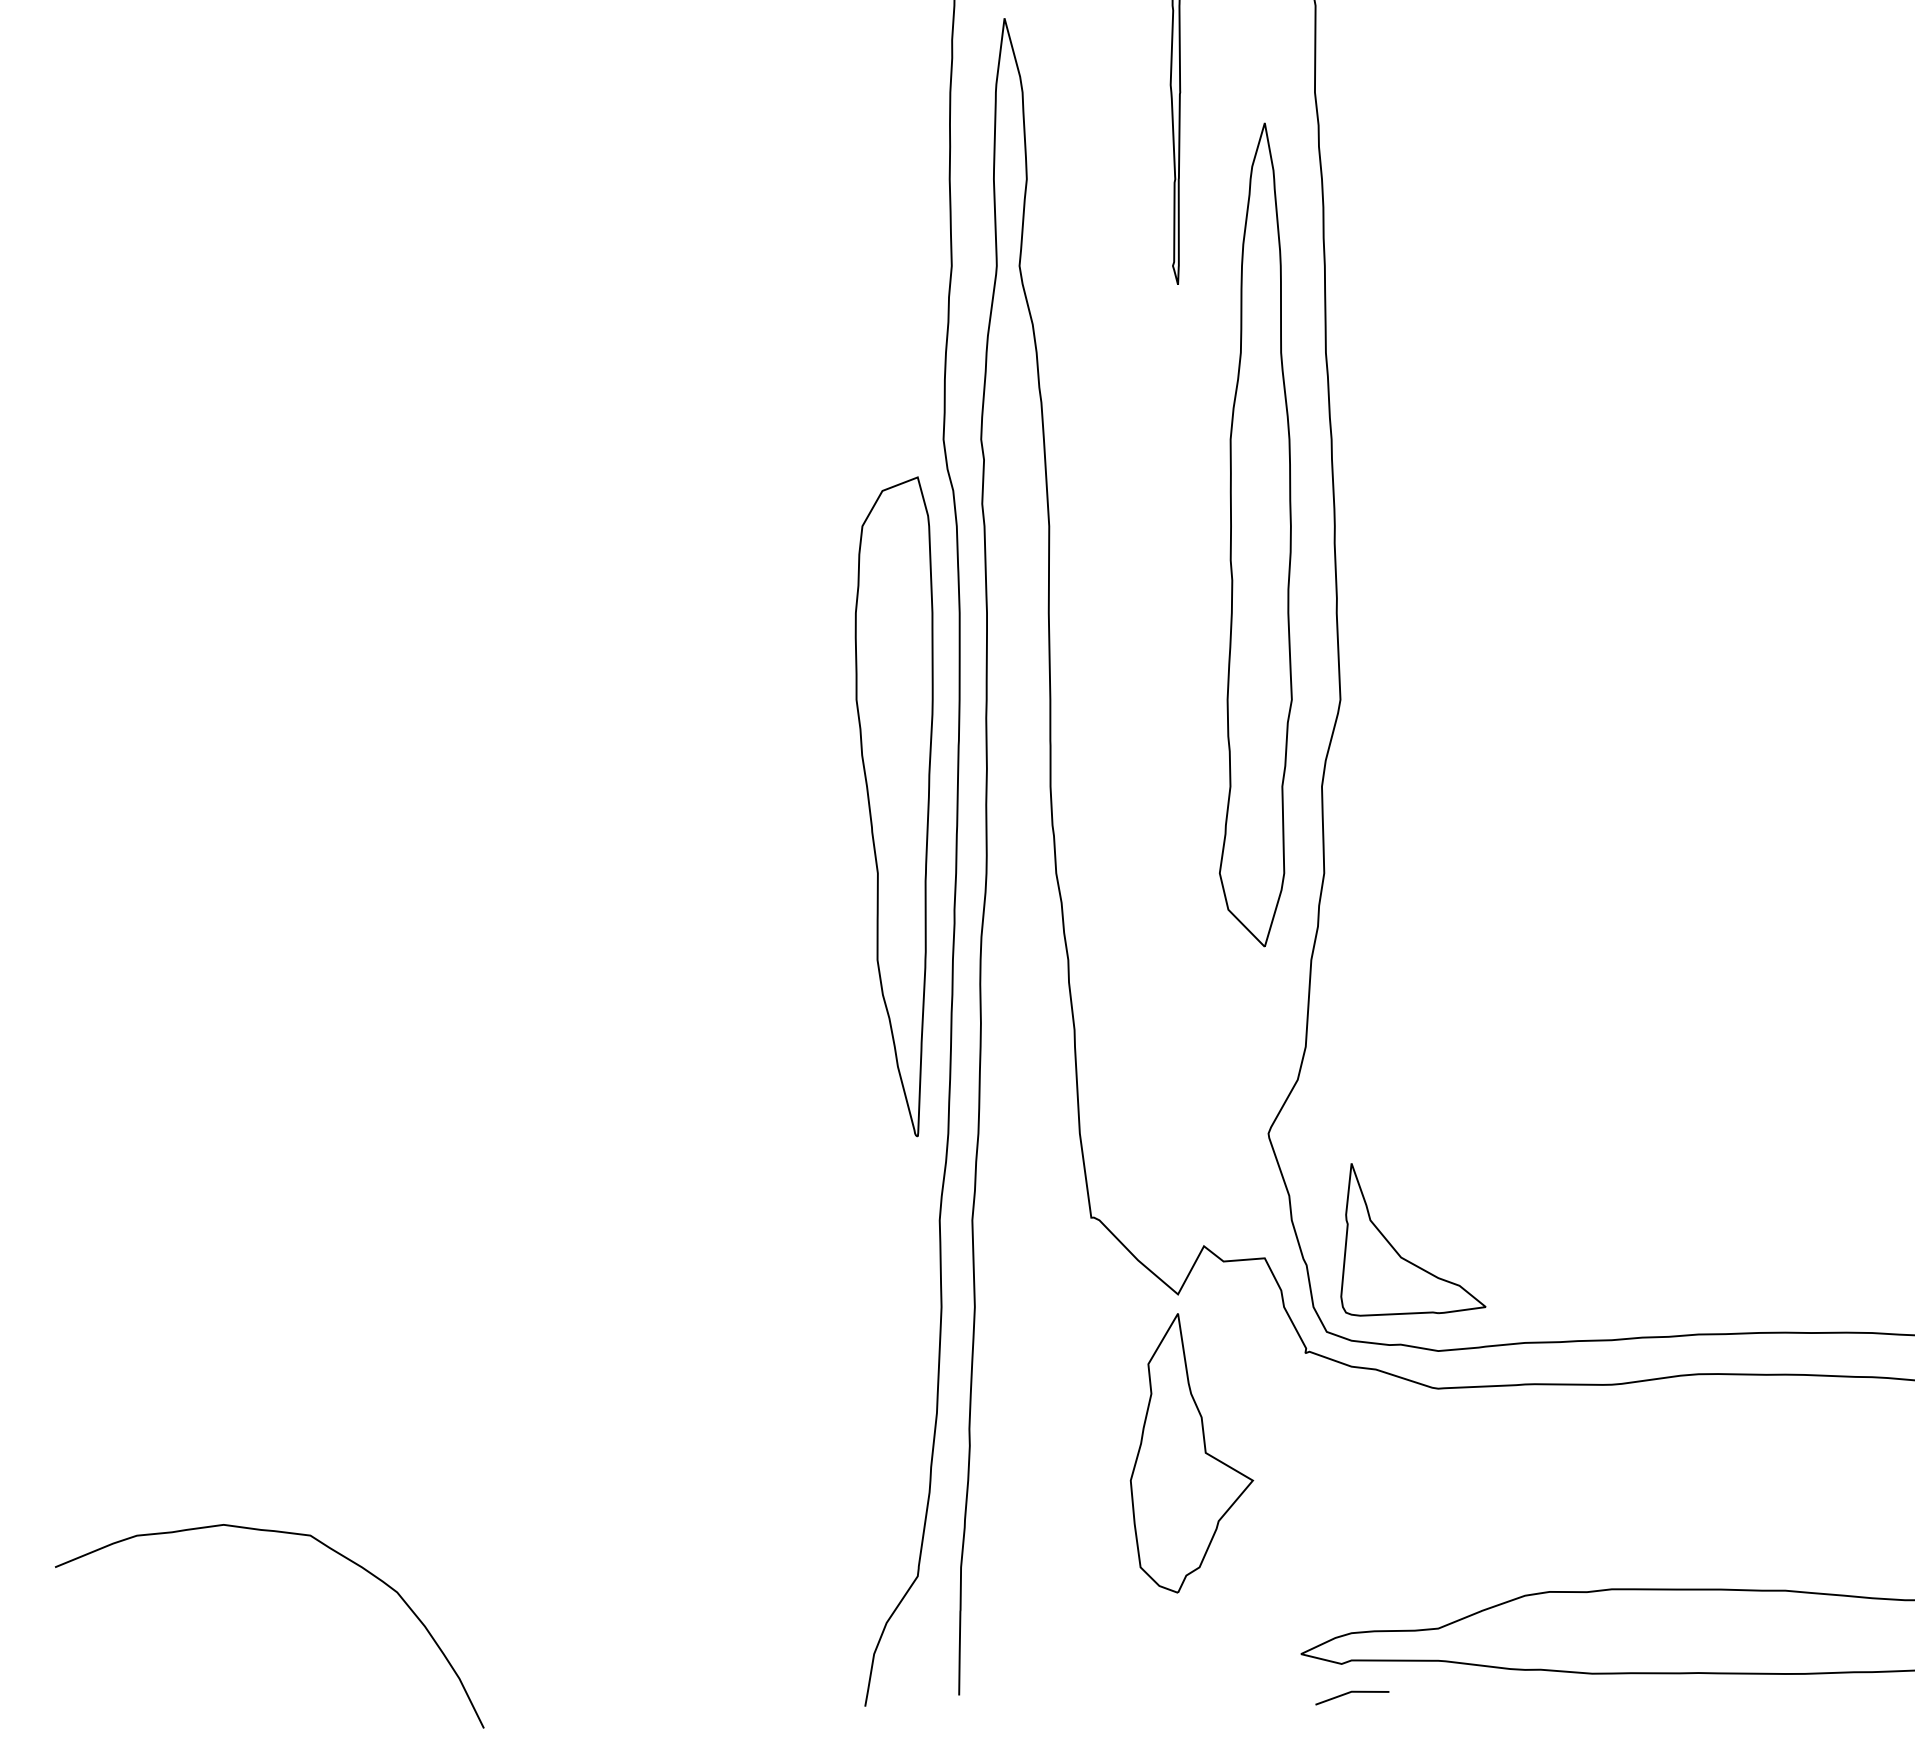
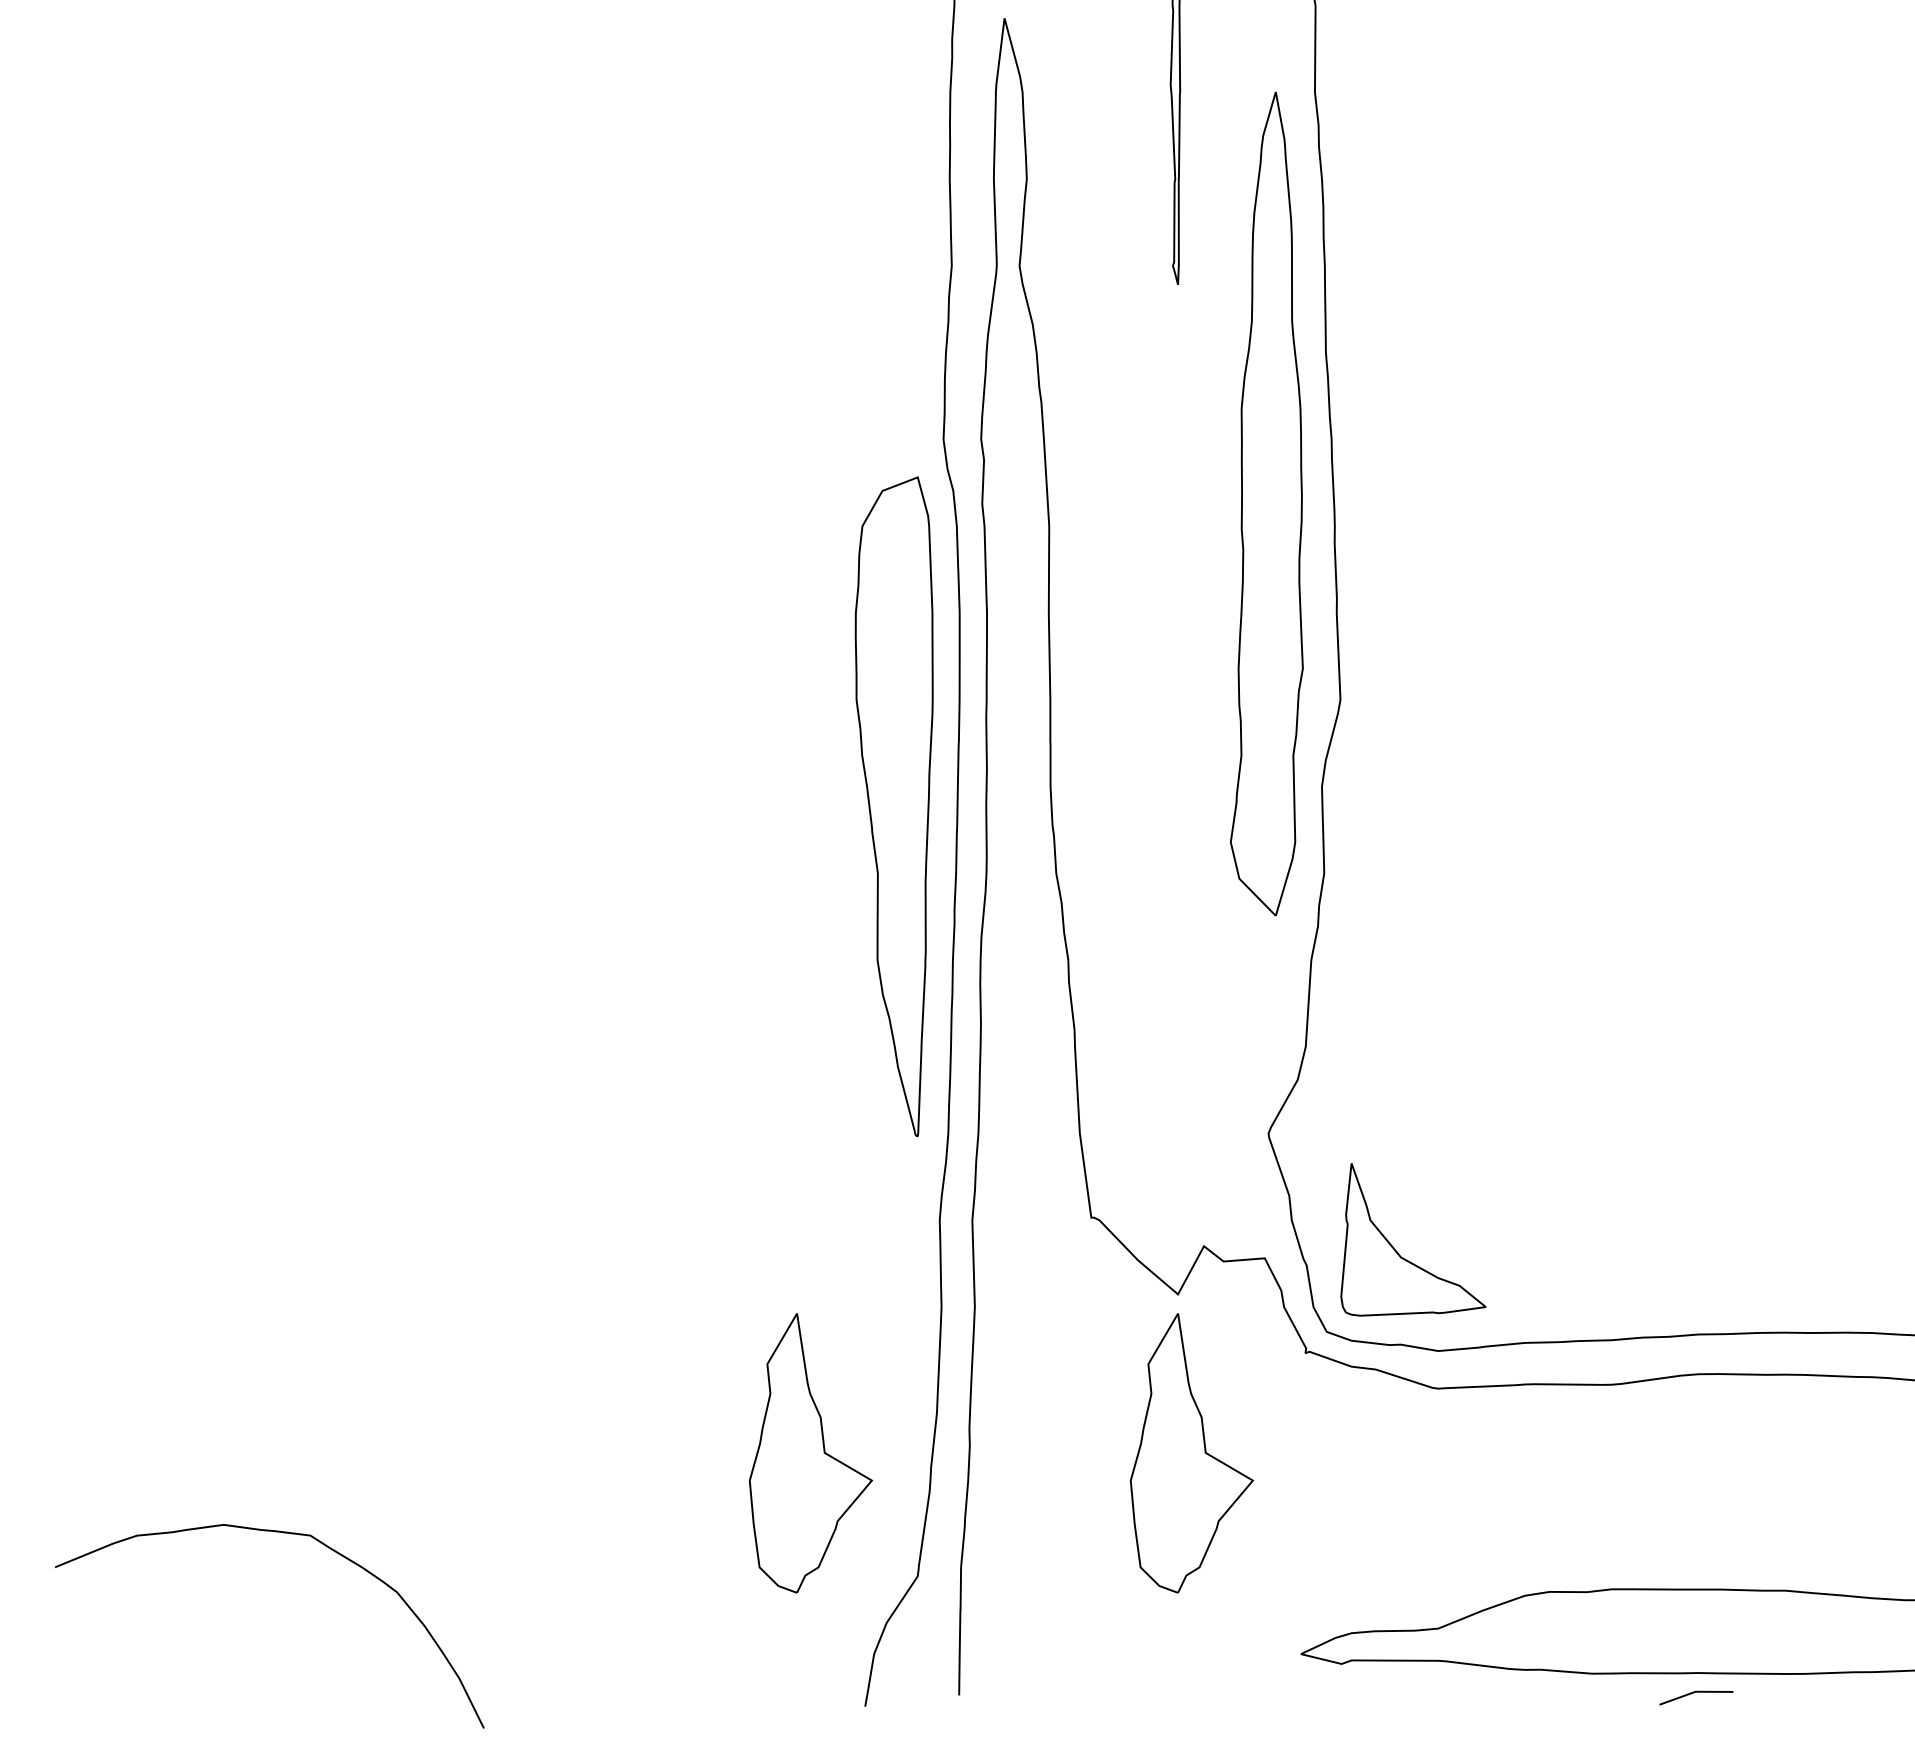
part position: (1255, 534) -> (1266, 503) (1266, 503)
part: none -> present (810, 1453)
line position: (1350, 1693) -> (1694, 1693) (1694, 1693)
